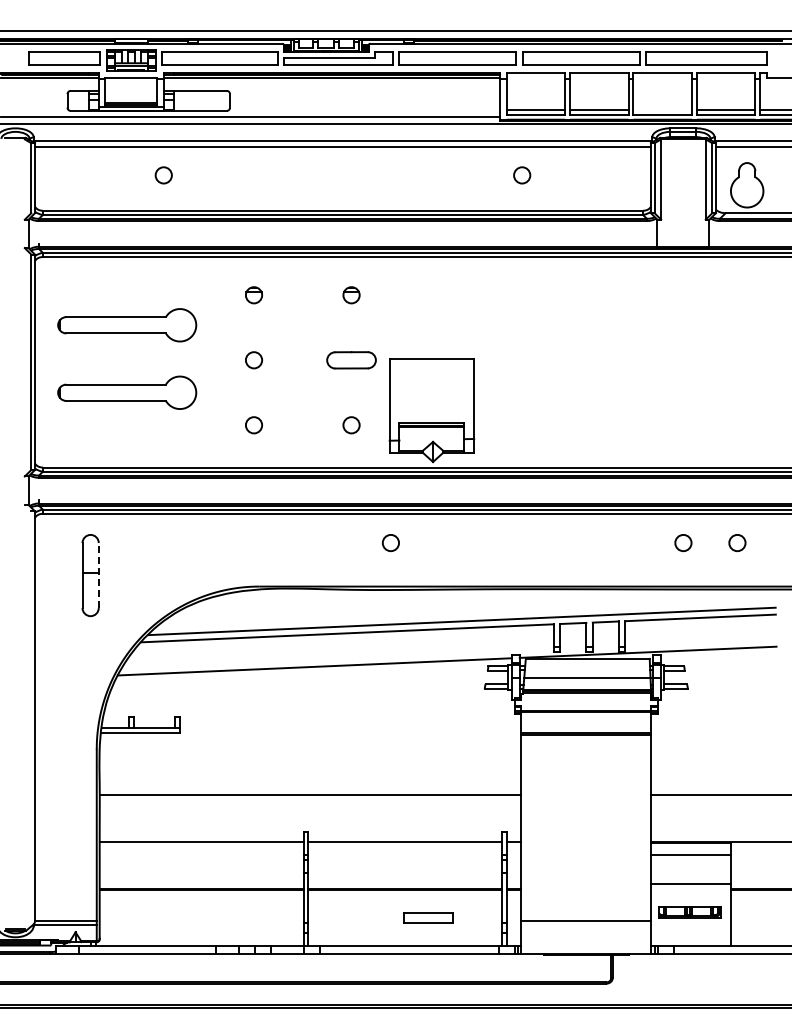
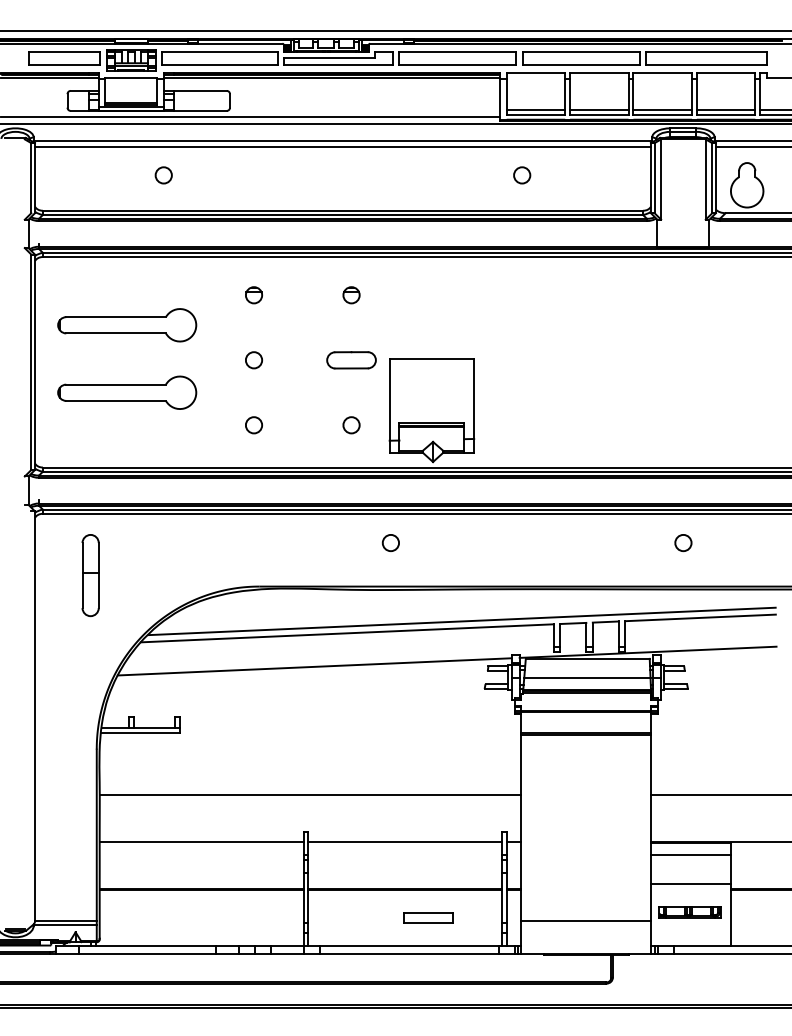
line: none -> present (662, 109)
circle: present -> none (737, 543)
line: dashed -> solid (98, 575)
